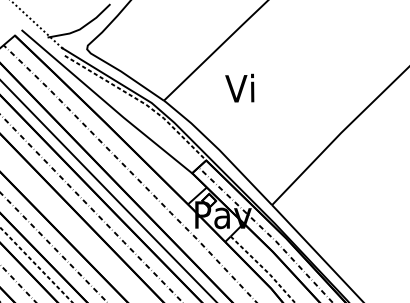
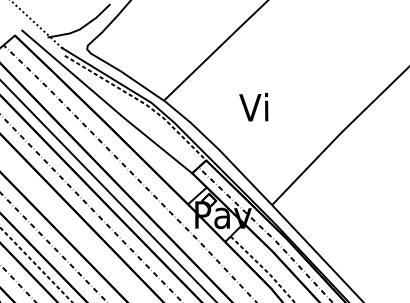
text position: (239, 87) -> (253, 106) (253, 106)
